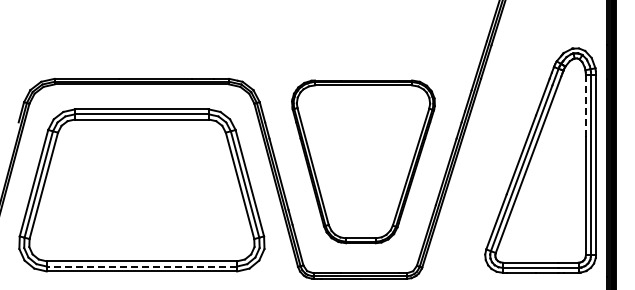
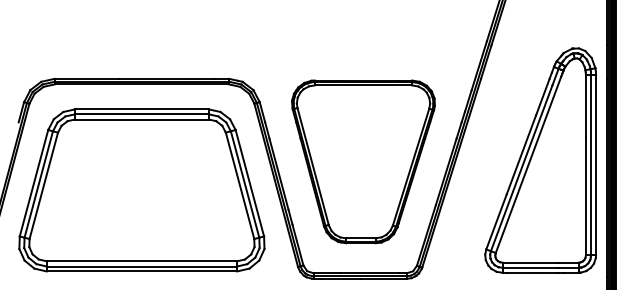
line: dashed -> solid (585, 106)
line: dashed -> solid (141, 266)
